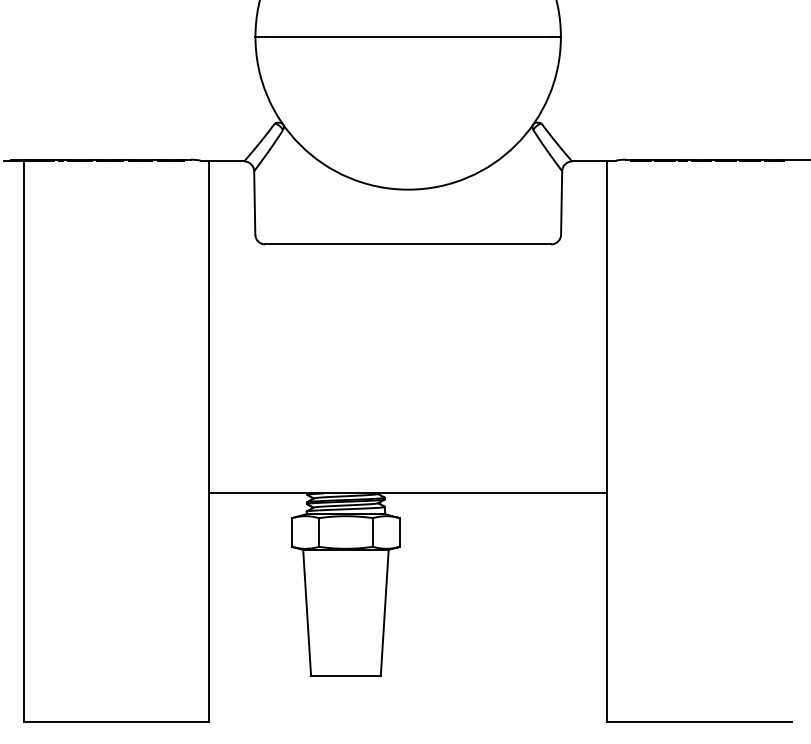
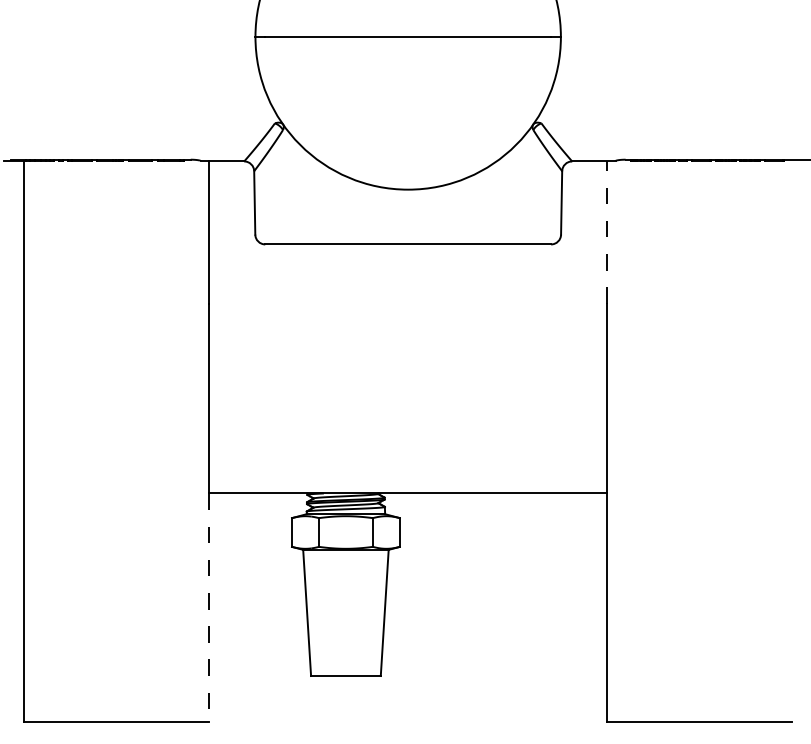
line: solid -> dashed (607, 232)
line: solid -> dashed (209, 608)
